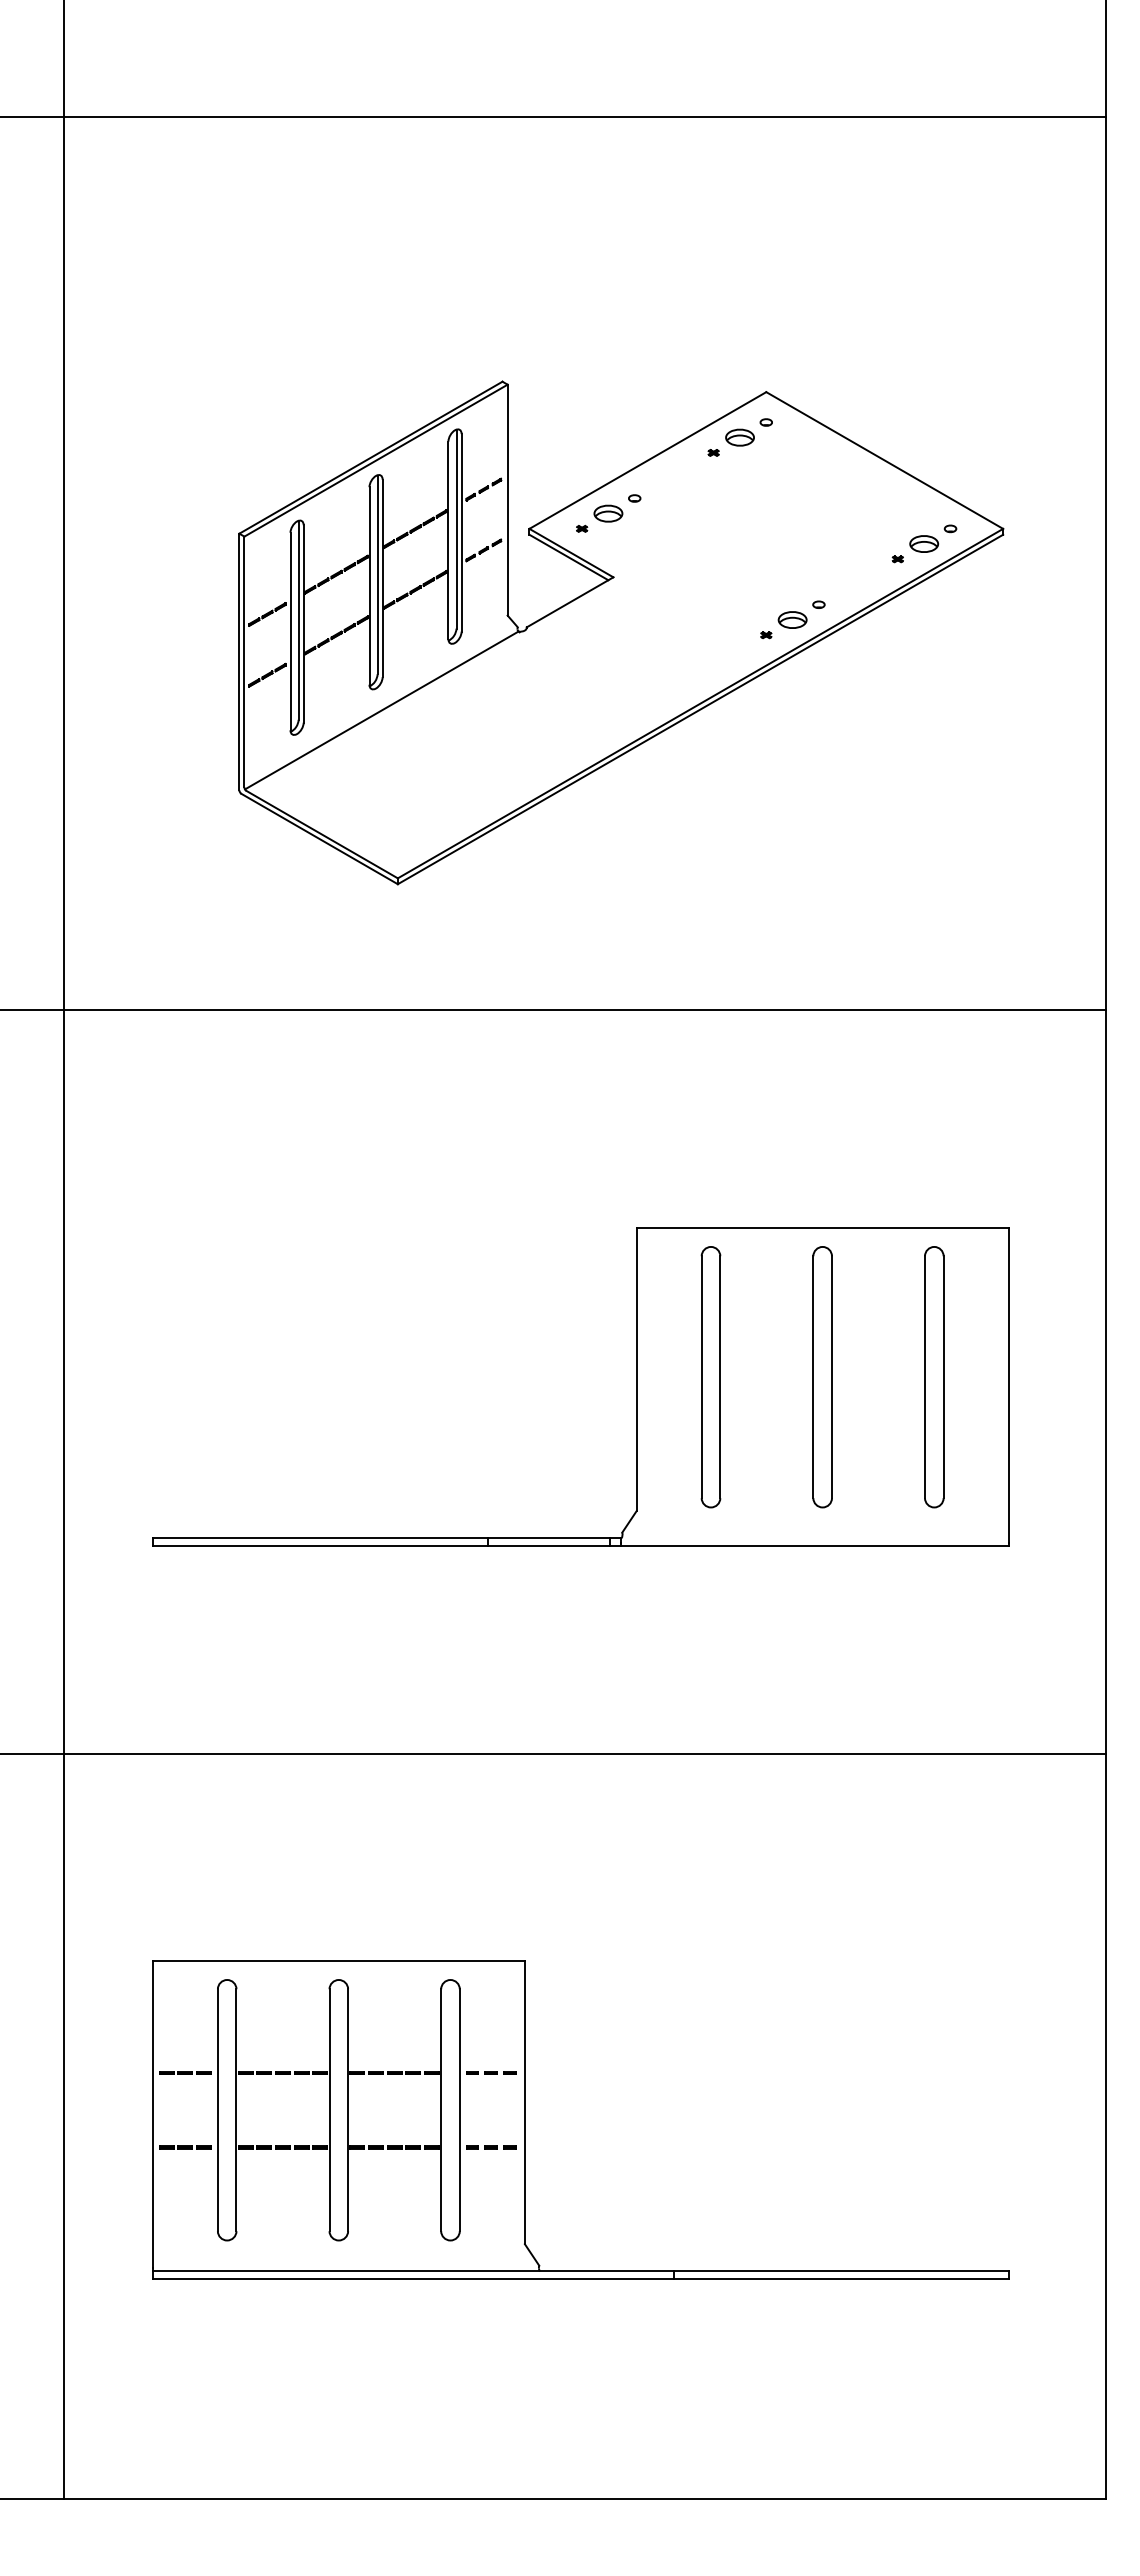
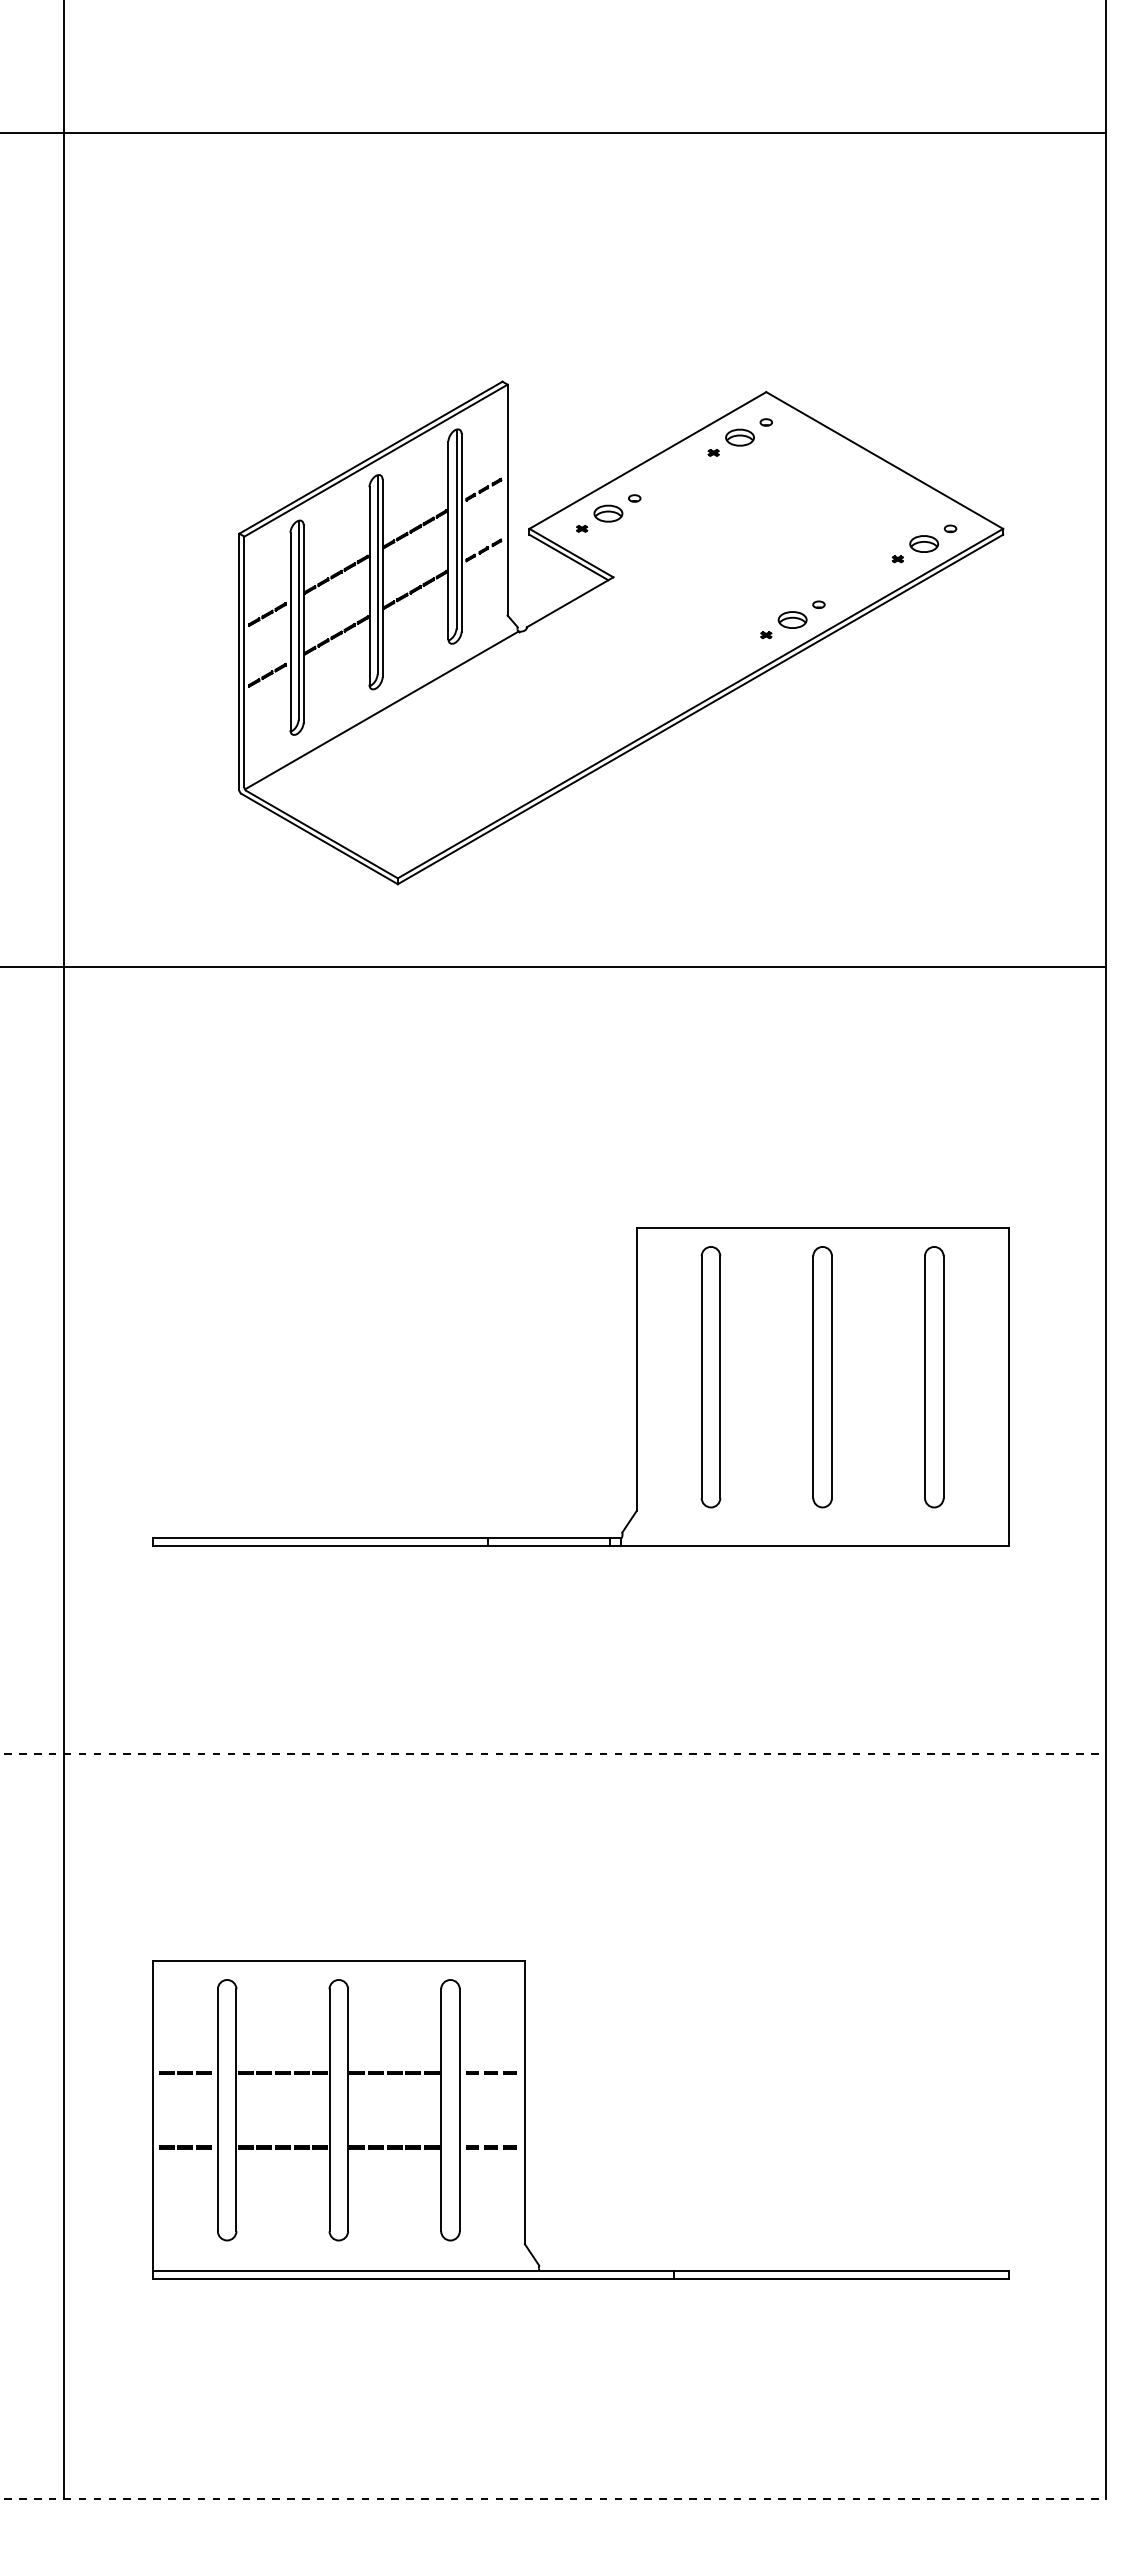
line position: (553, 116) -> (553, 132) (553, 132)
line position: (553, 1010) -> (553, 967) (553, 967)
line: solid -> dashed (553, 1754)
line: solid -> dashed (553, 2498)
